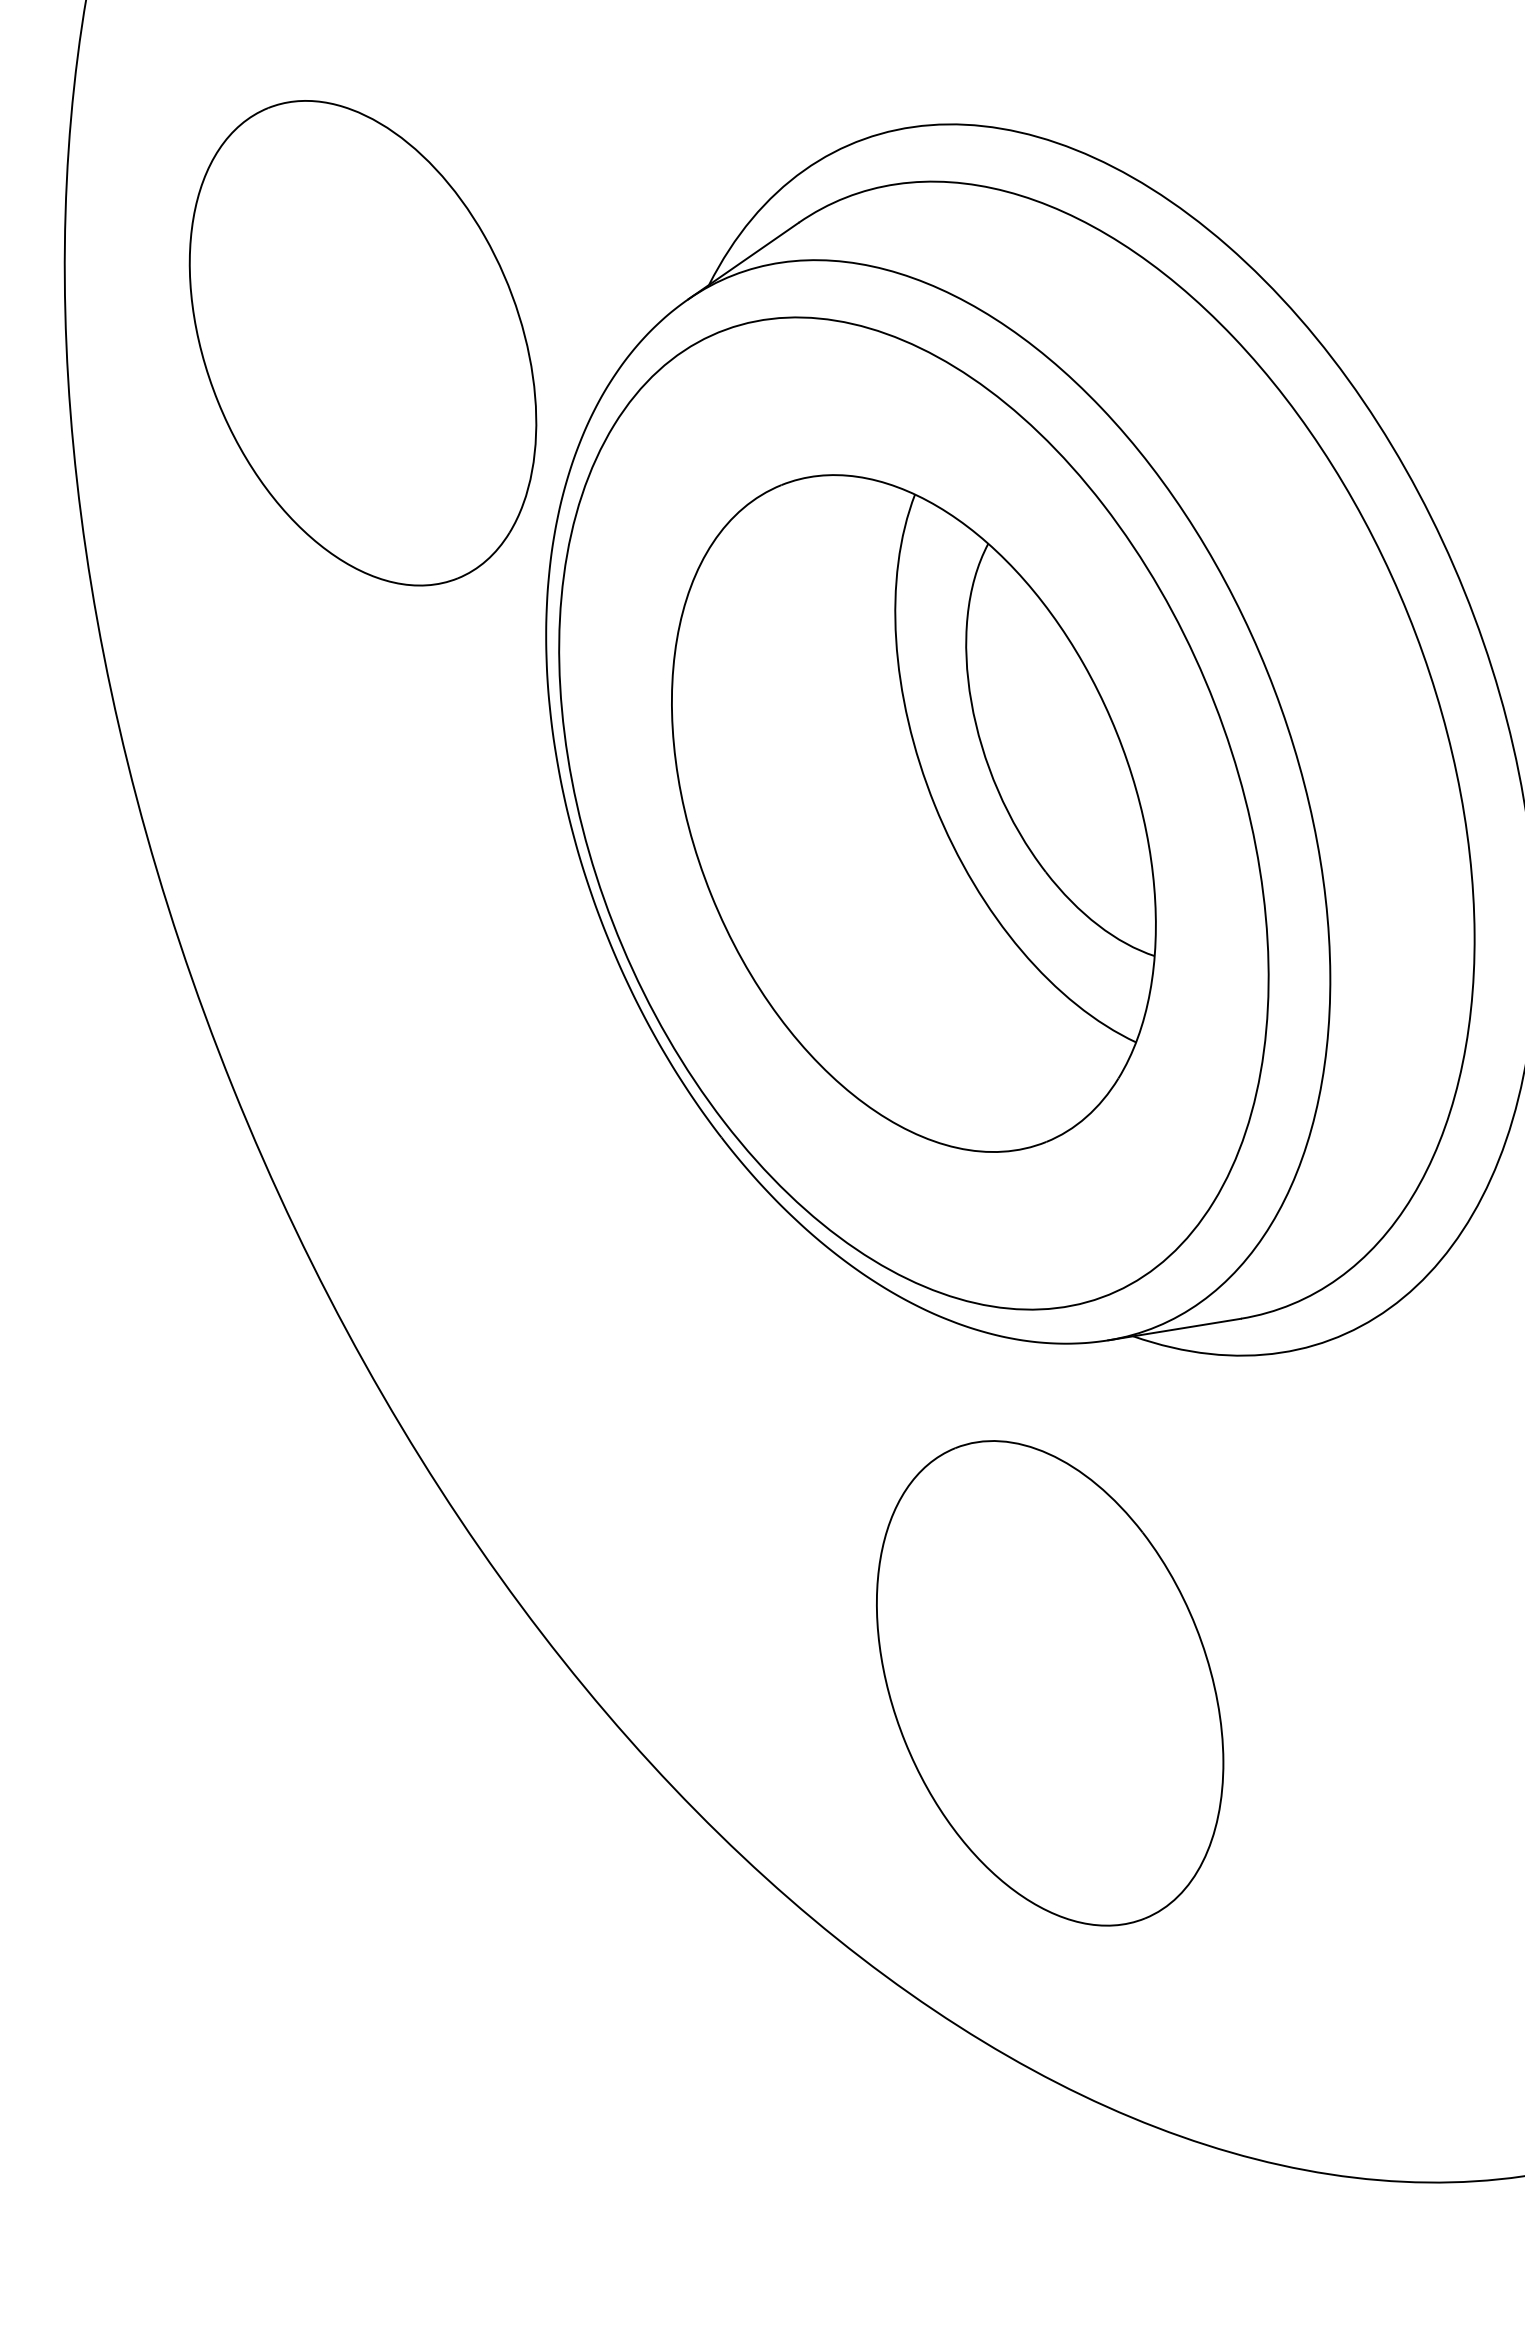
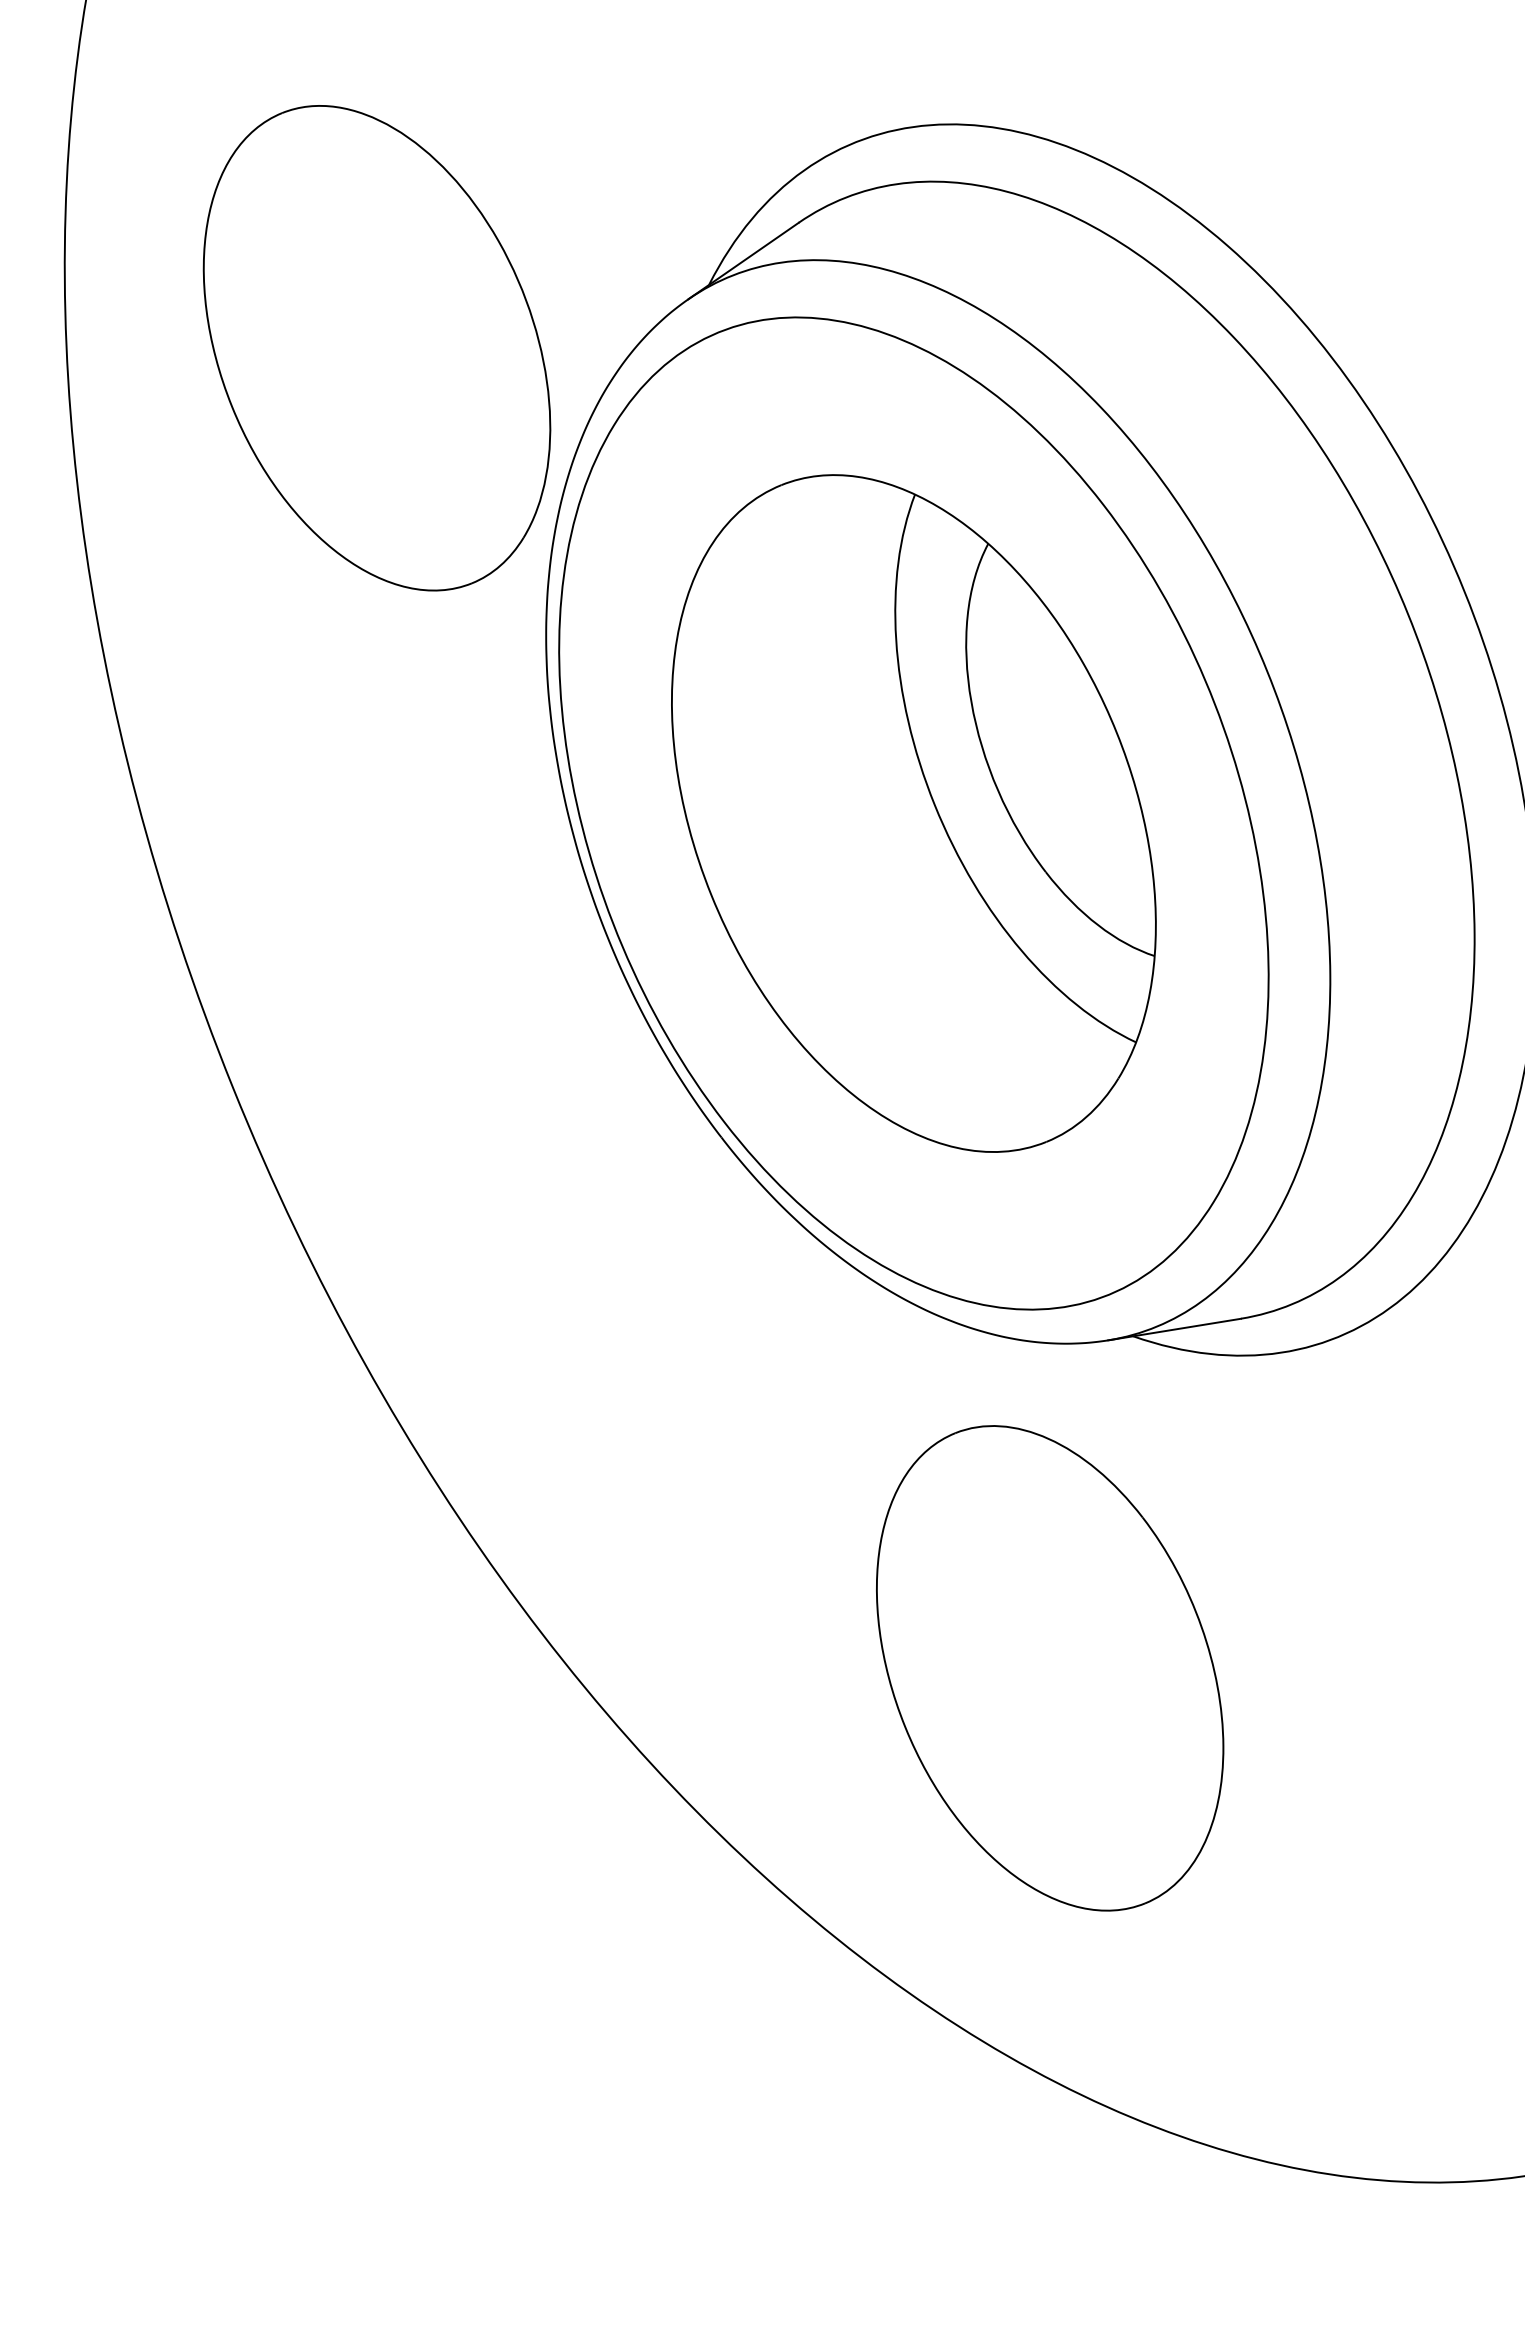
part position: (362, 343) -> (376, 348) (376, 348)
part position: (1050, 1683) -> (1050, 1668) (1050, 1668)
